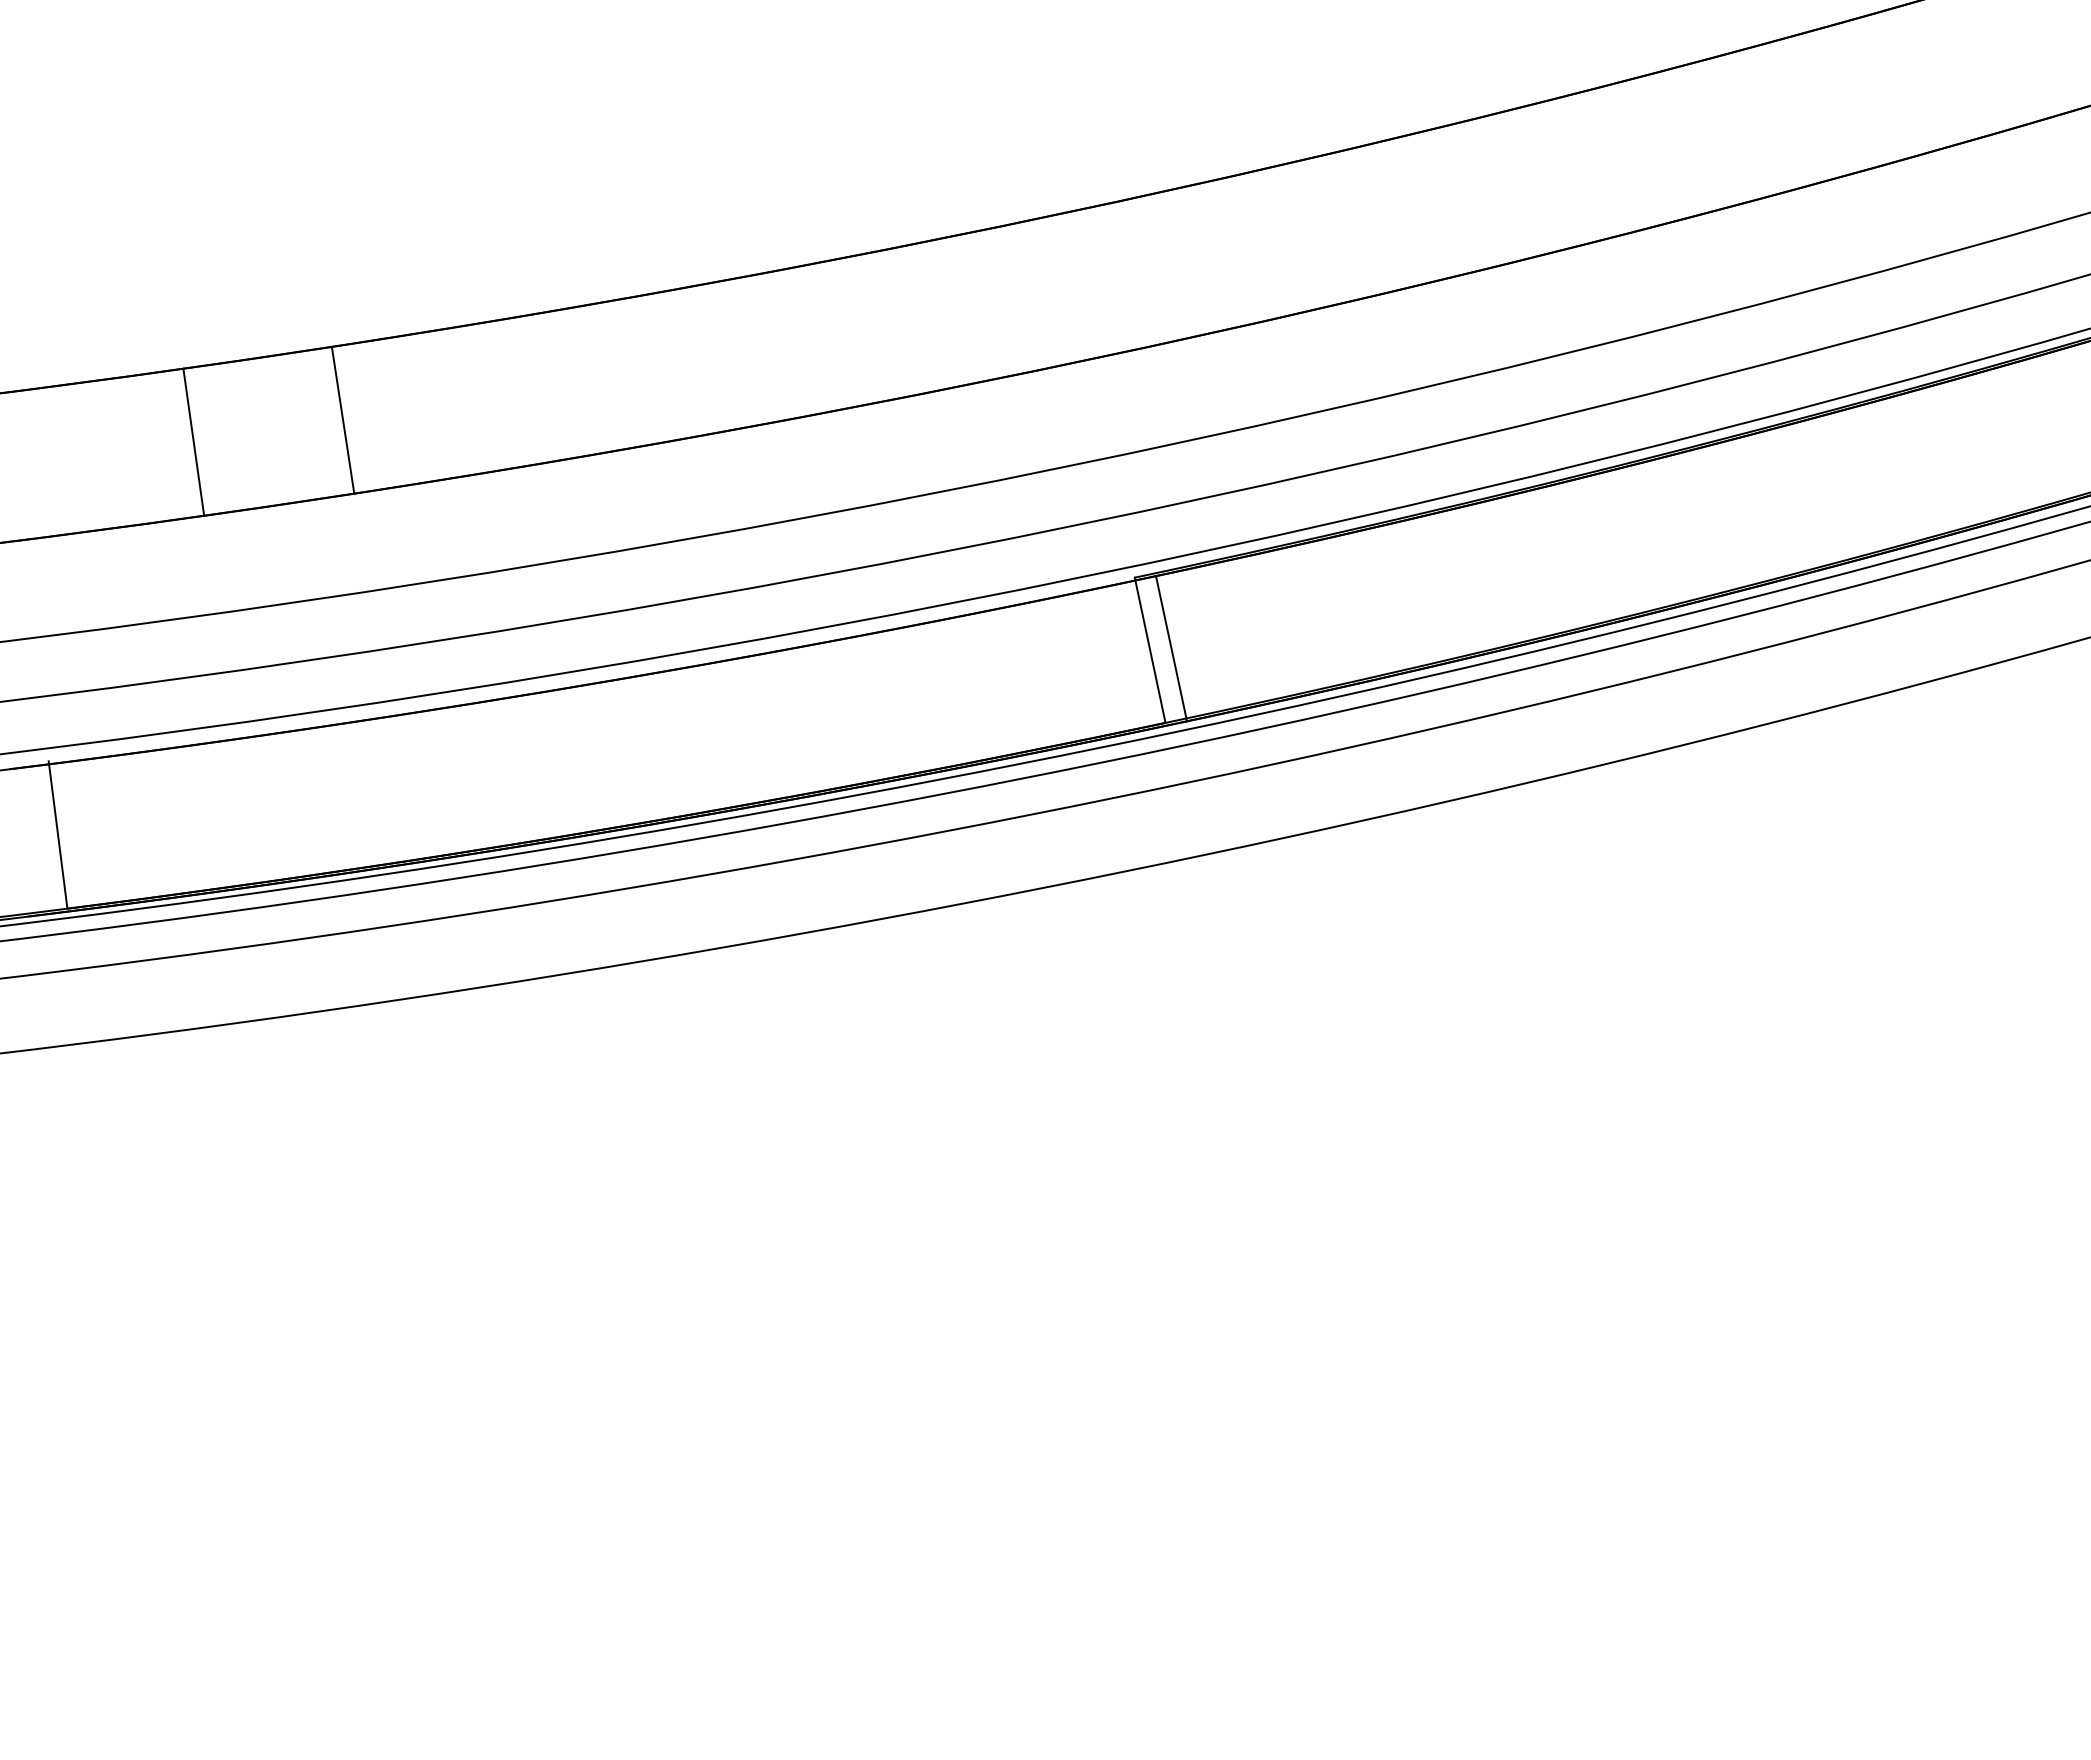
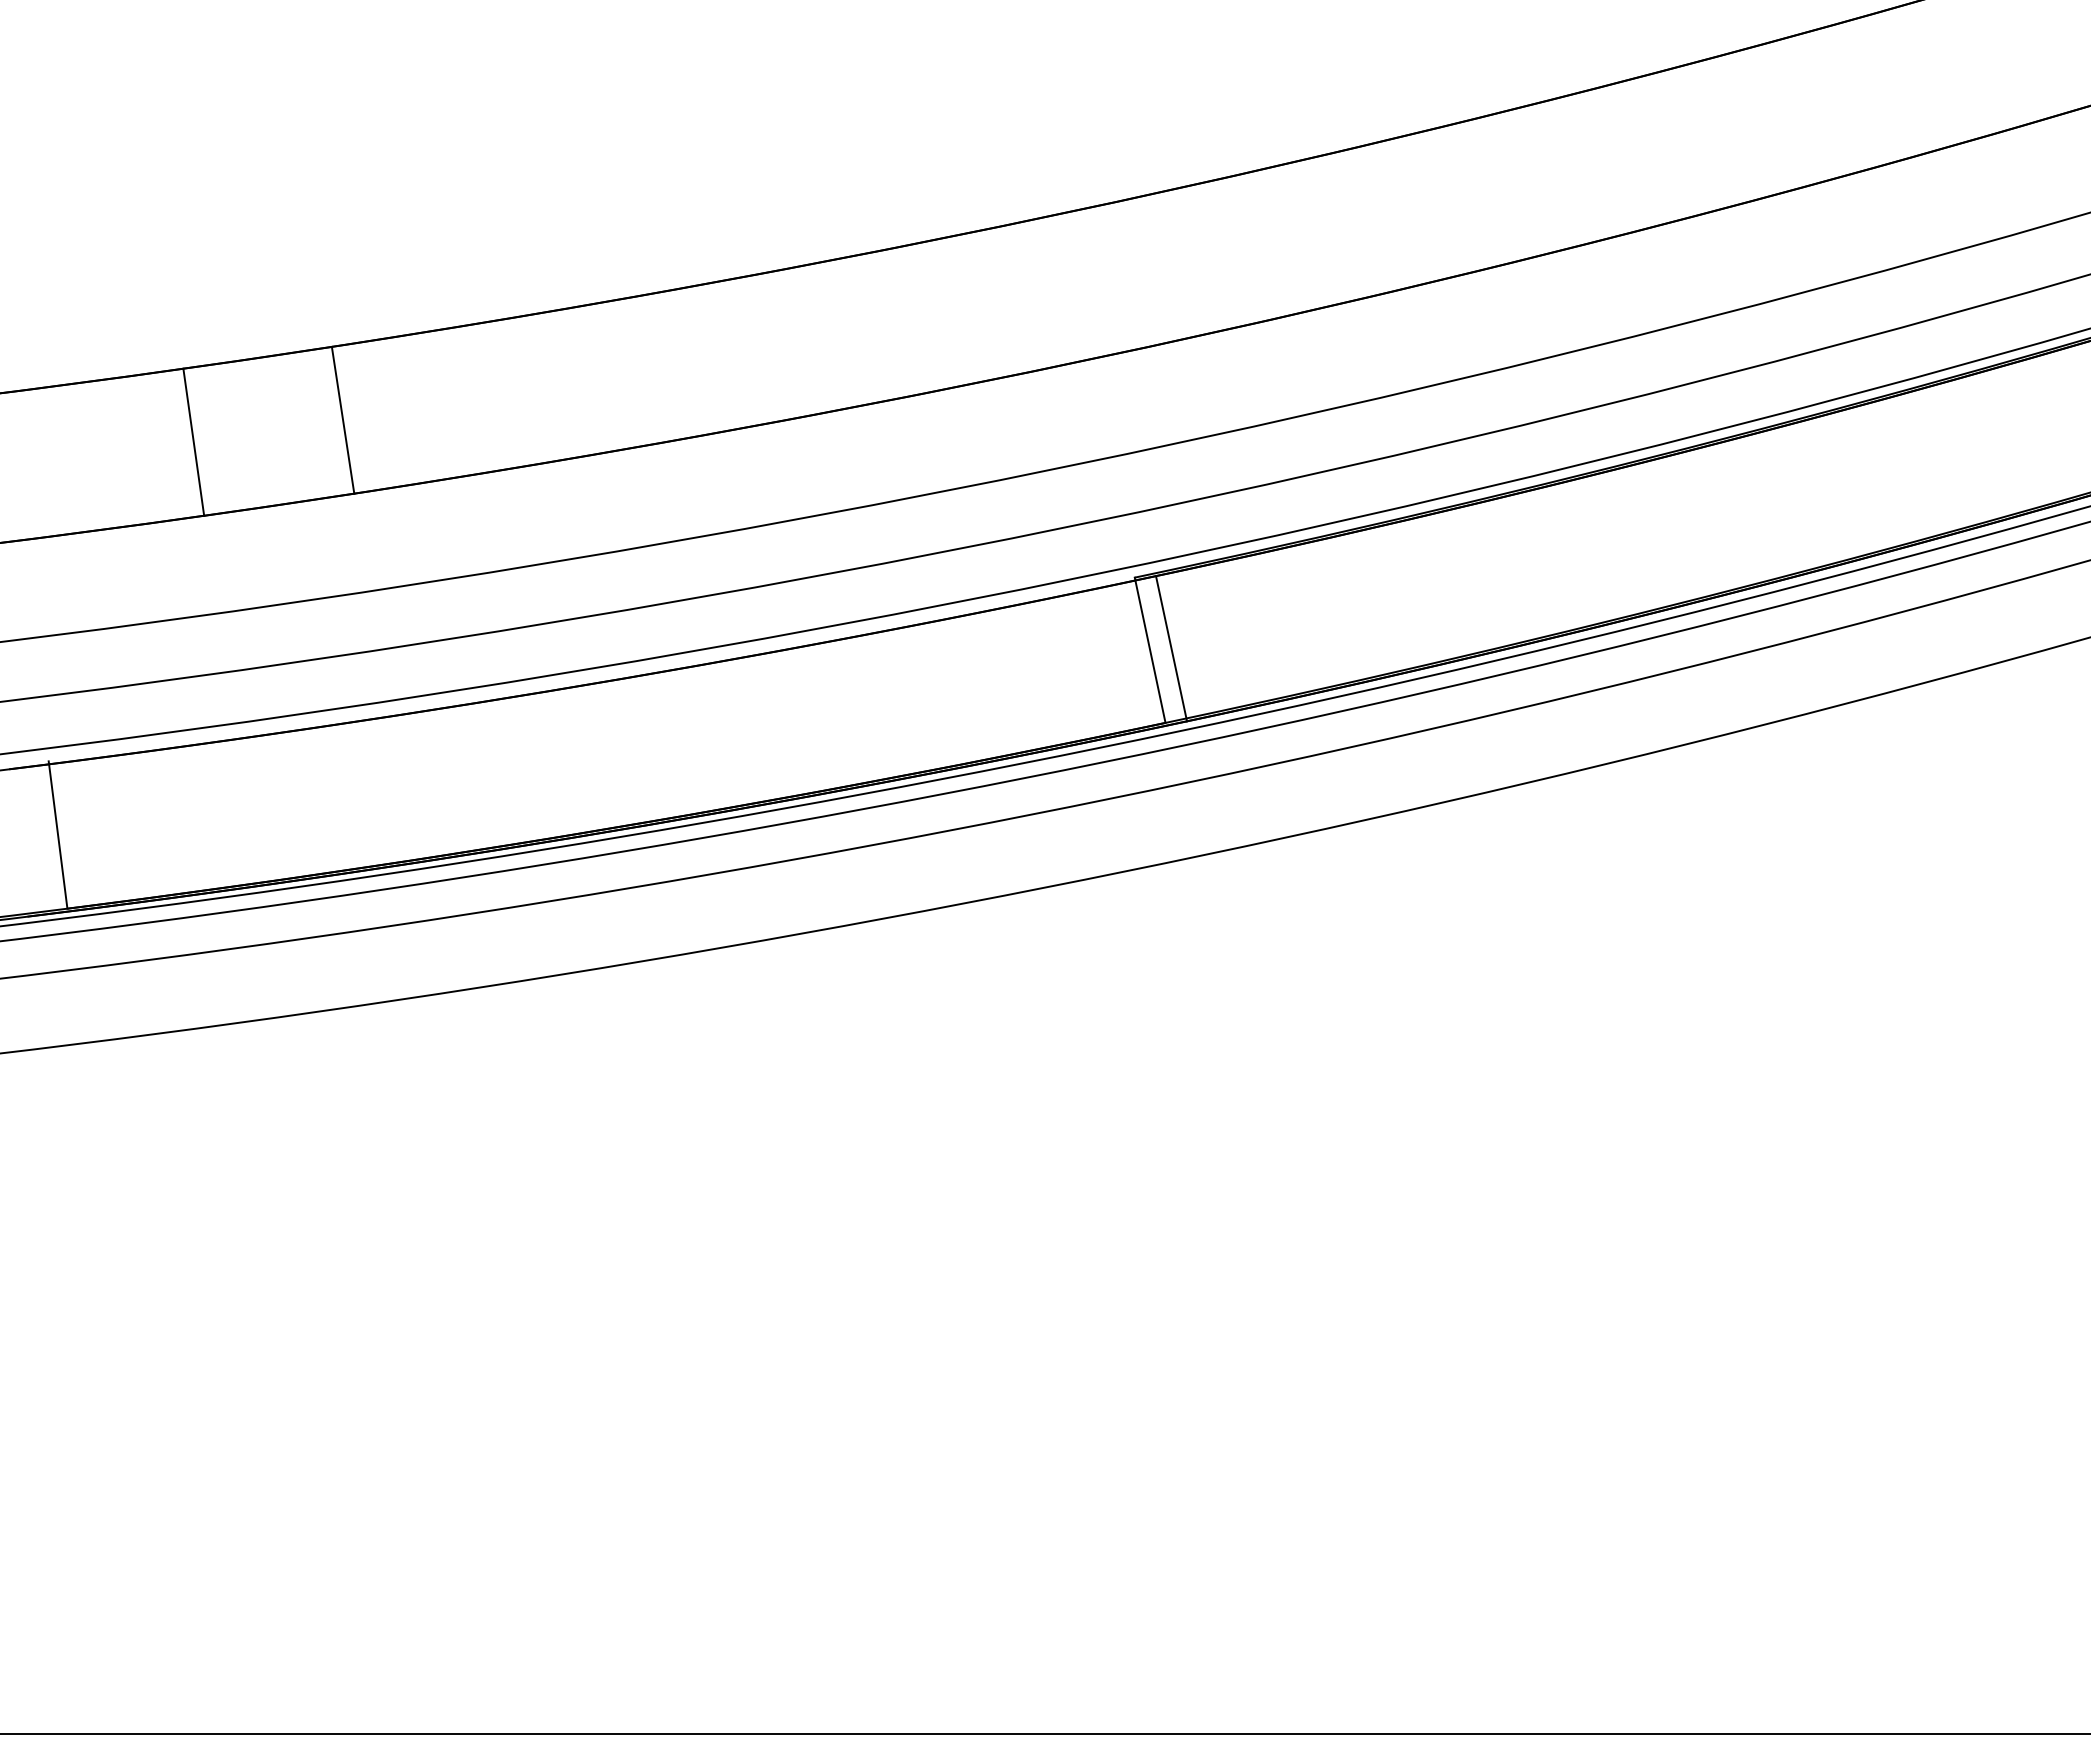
line: none -> present (1044, 1733)
